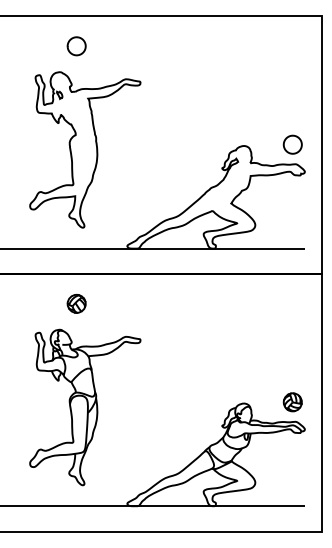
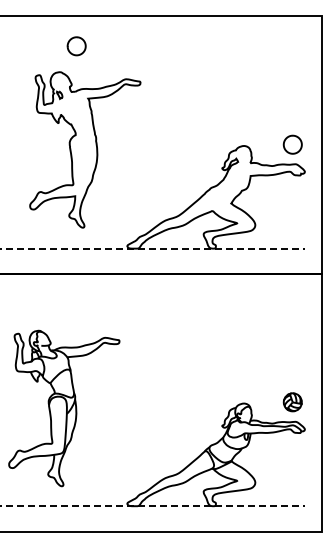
line: solid -> dashed (152, 248)
part: present -> none (76, 303)
part position: (85, 407) -> (64, 408) (64, 408)
line: solid -> dashed (152, 506)
